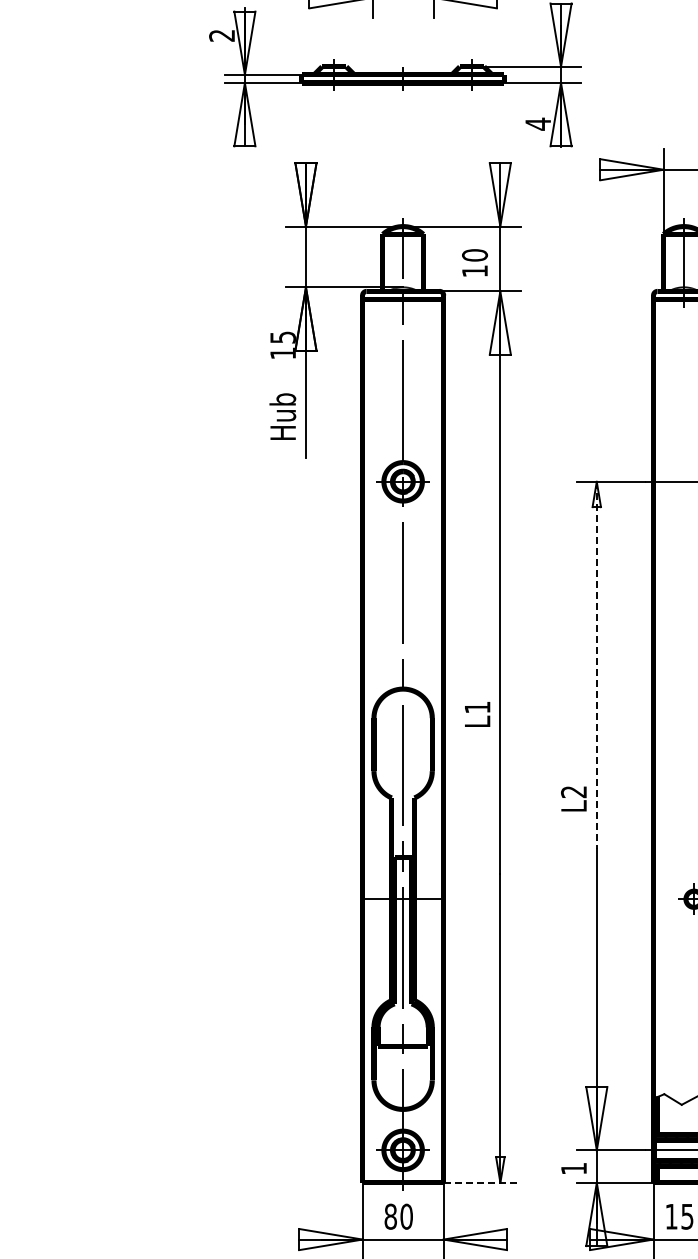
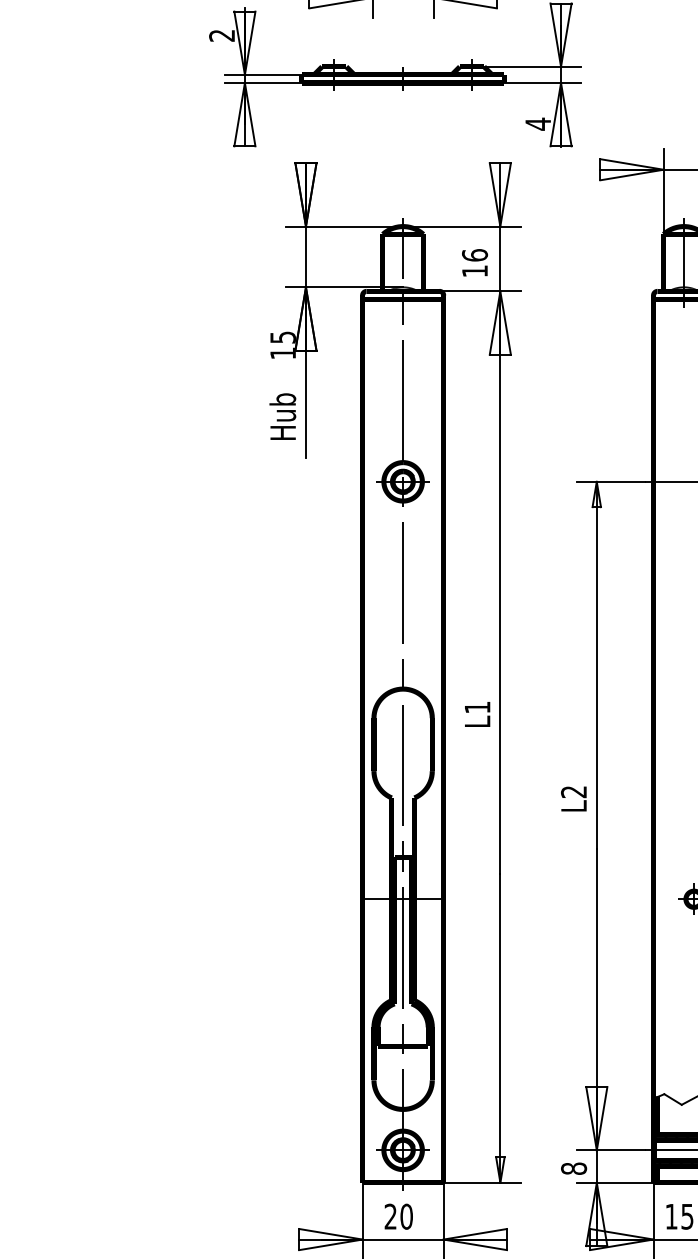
text: 10 -> 16 (474, 255)
line: dashed -> solid (596, 665)
text: 1 -> 8 (574, 1168)
line: dashed -> solid (482, 1182)
text: 80 -> 20 (390, 1216)
